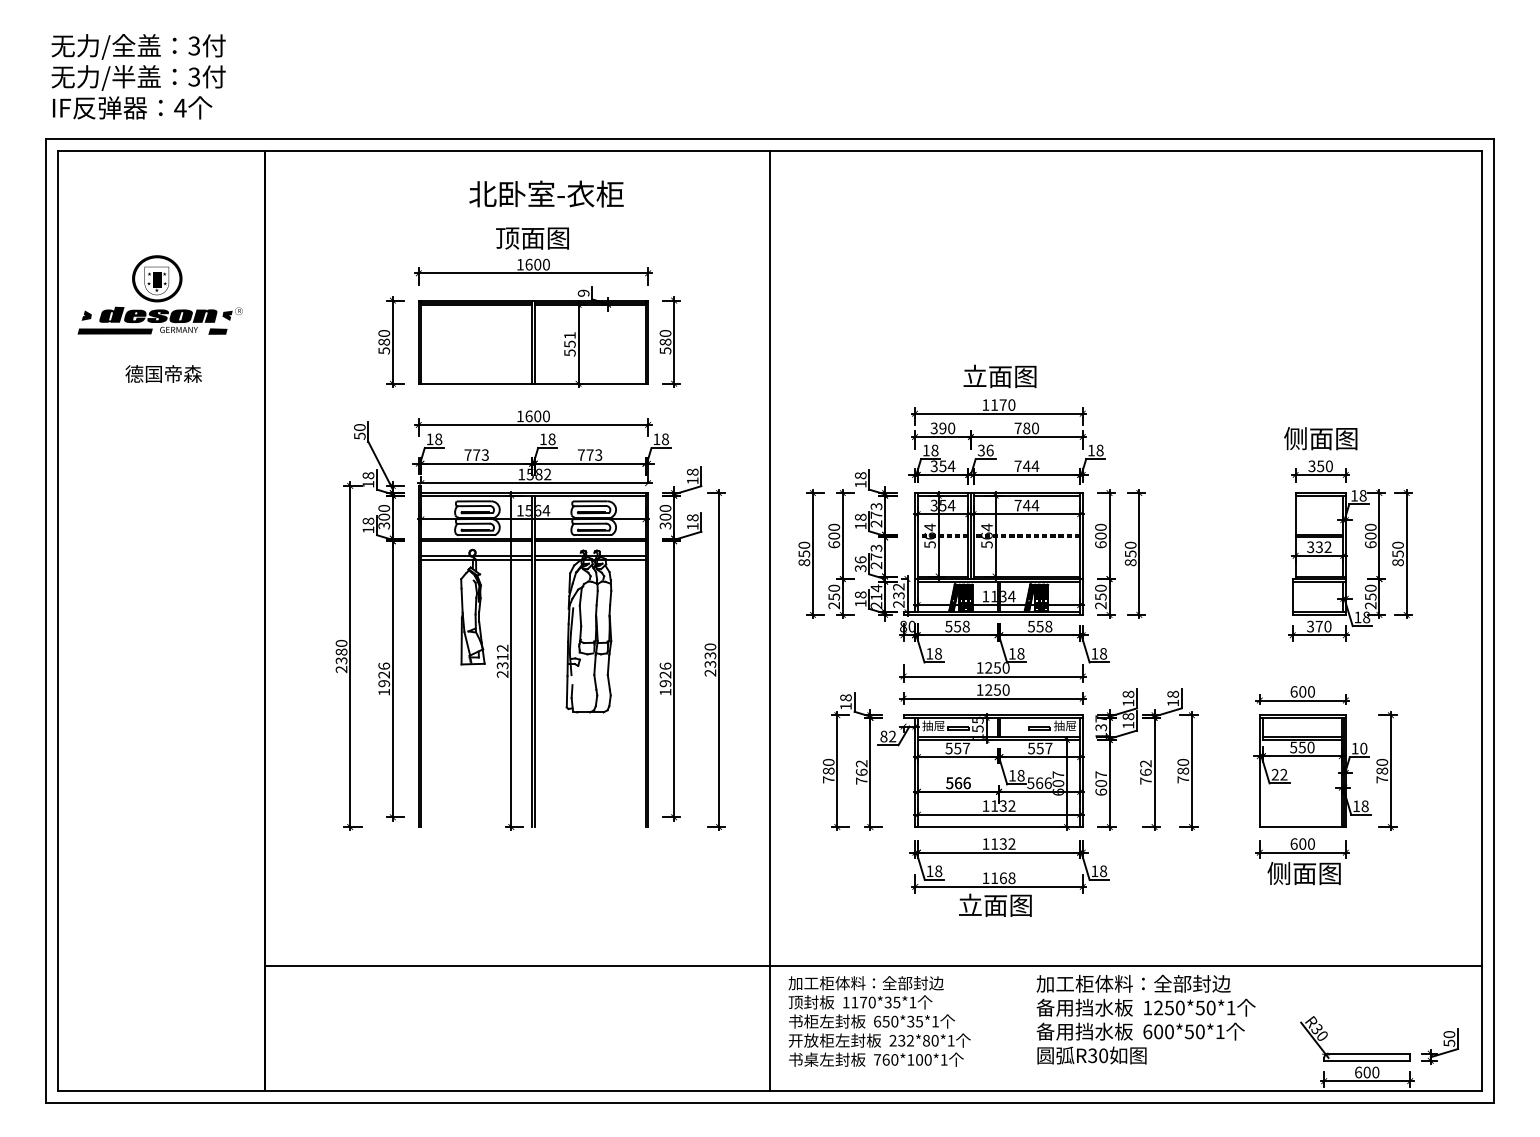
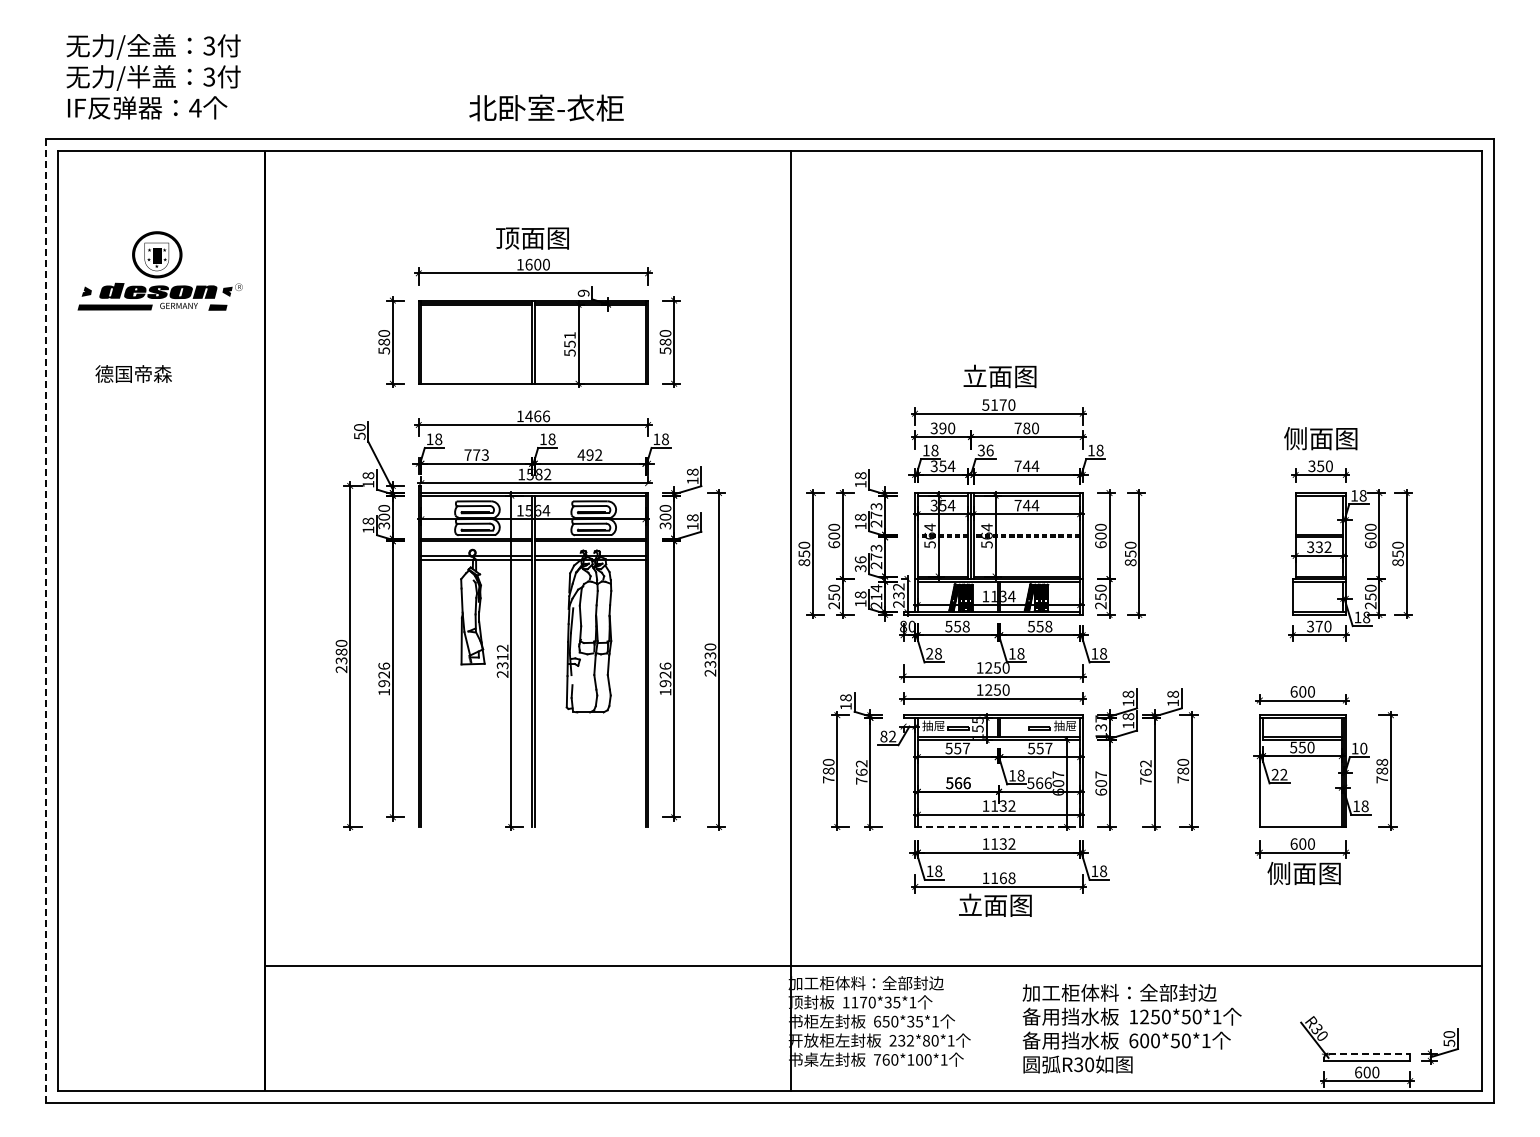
text position: (138, 76) -> (153, 76) (153, 76)
text position: (546, 193) -> (546, 107) (546, 107)
part position: (159, 294) -> (159, 270) (159, 270)
text position: (163, 373) -> (133, 373) (133, 373)
text: 1170 -> 5170 (985, 404)
text: 1600 -> 1466 (537, 416)
text: 773 -> 492 (589, 454)
line: solid -> dashed (46, 620)
line position: (770, 620) -> (791, 620) (791, 620)
text: 18 -> 28 (929, 653)
text: 780 -> 788 (1382, 761)
line: solid -> dashed (999, 827)
text position: (1145, 1019) -> (1131, 1028) (1131, 1028)
line: solid -> dashed (1369, 1053)
